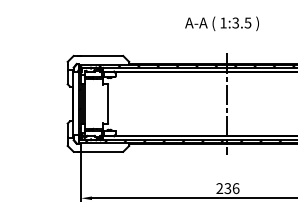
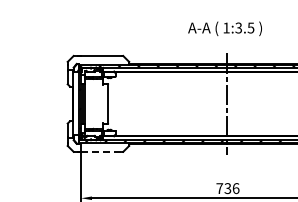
text position: (221, 23) -> (224, 28) (224, 28)
line: solid -> dashed (101, 152)
text: 236 -> 736 (219, 188)
